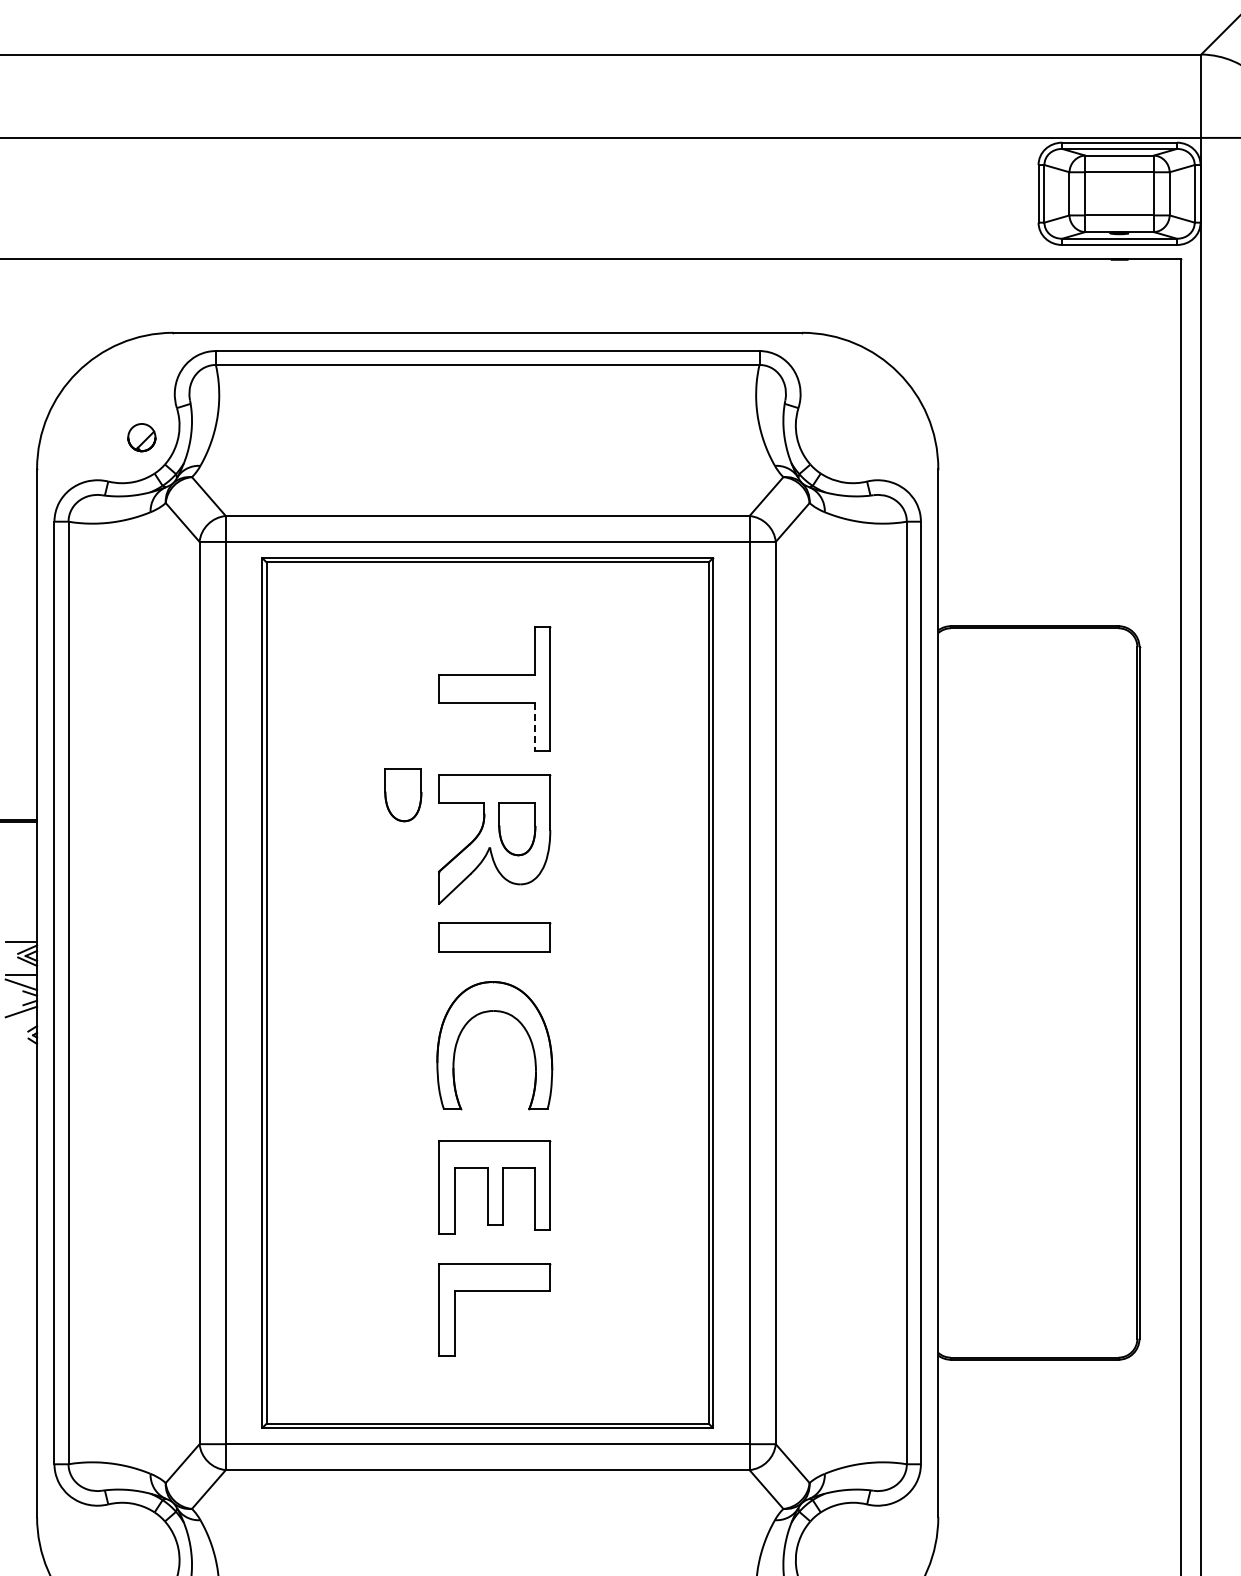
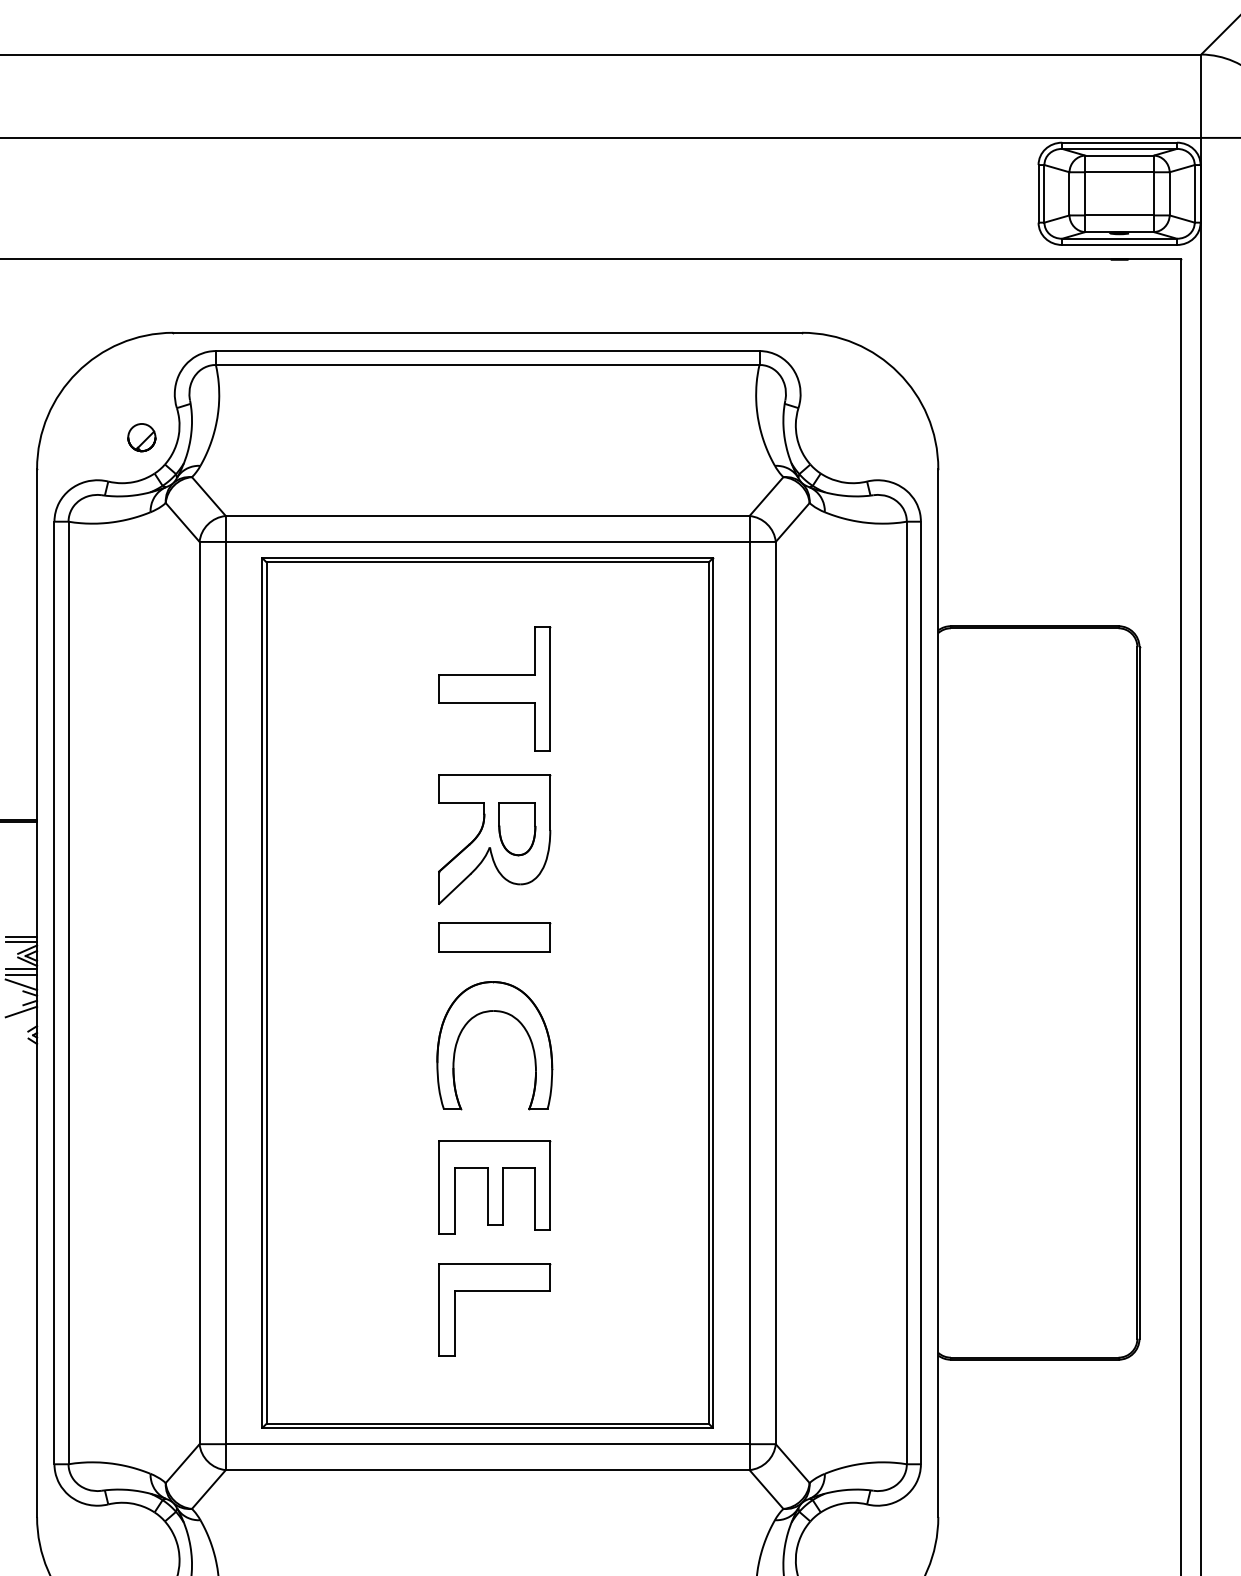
line: dashed -> solid (534, 726)
part: present -> none (403, 795)
line: none -> present (21, 936)
line: none -> present (21, 969)
